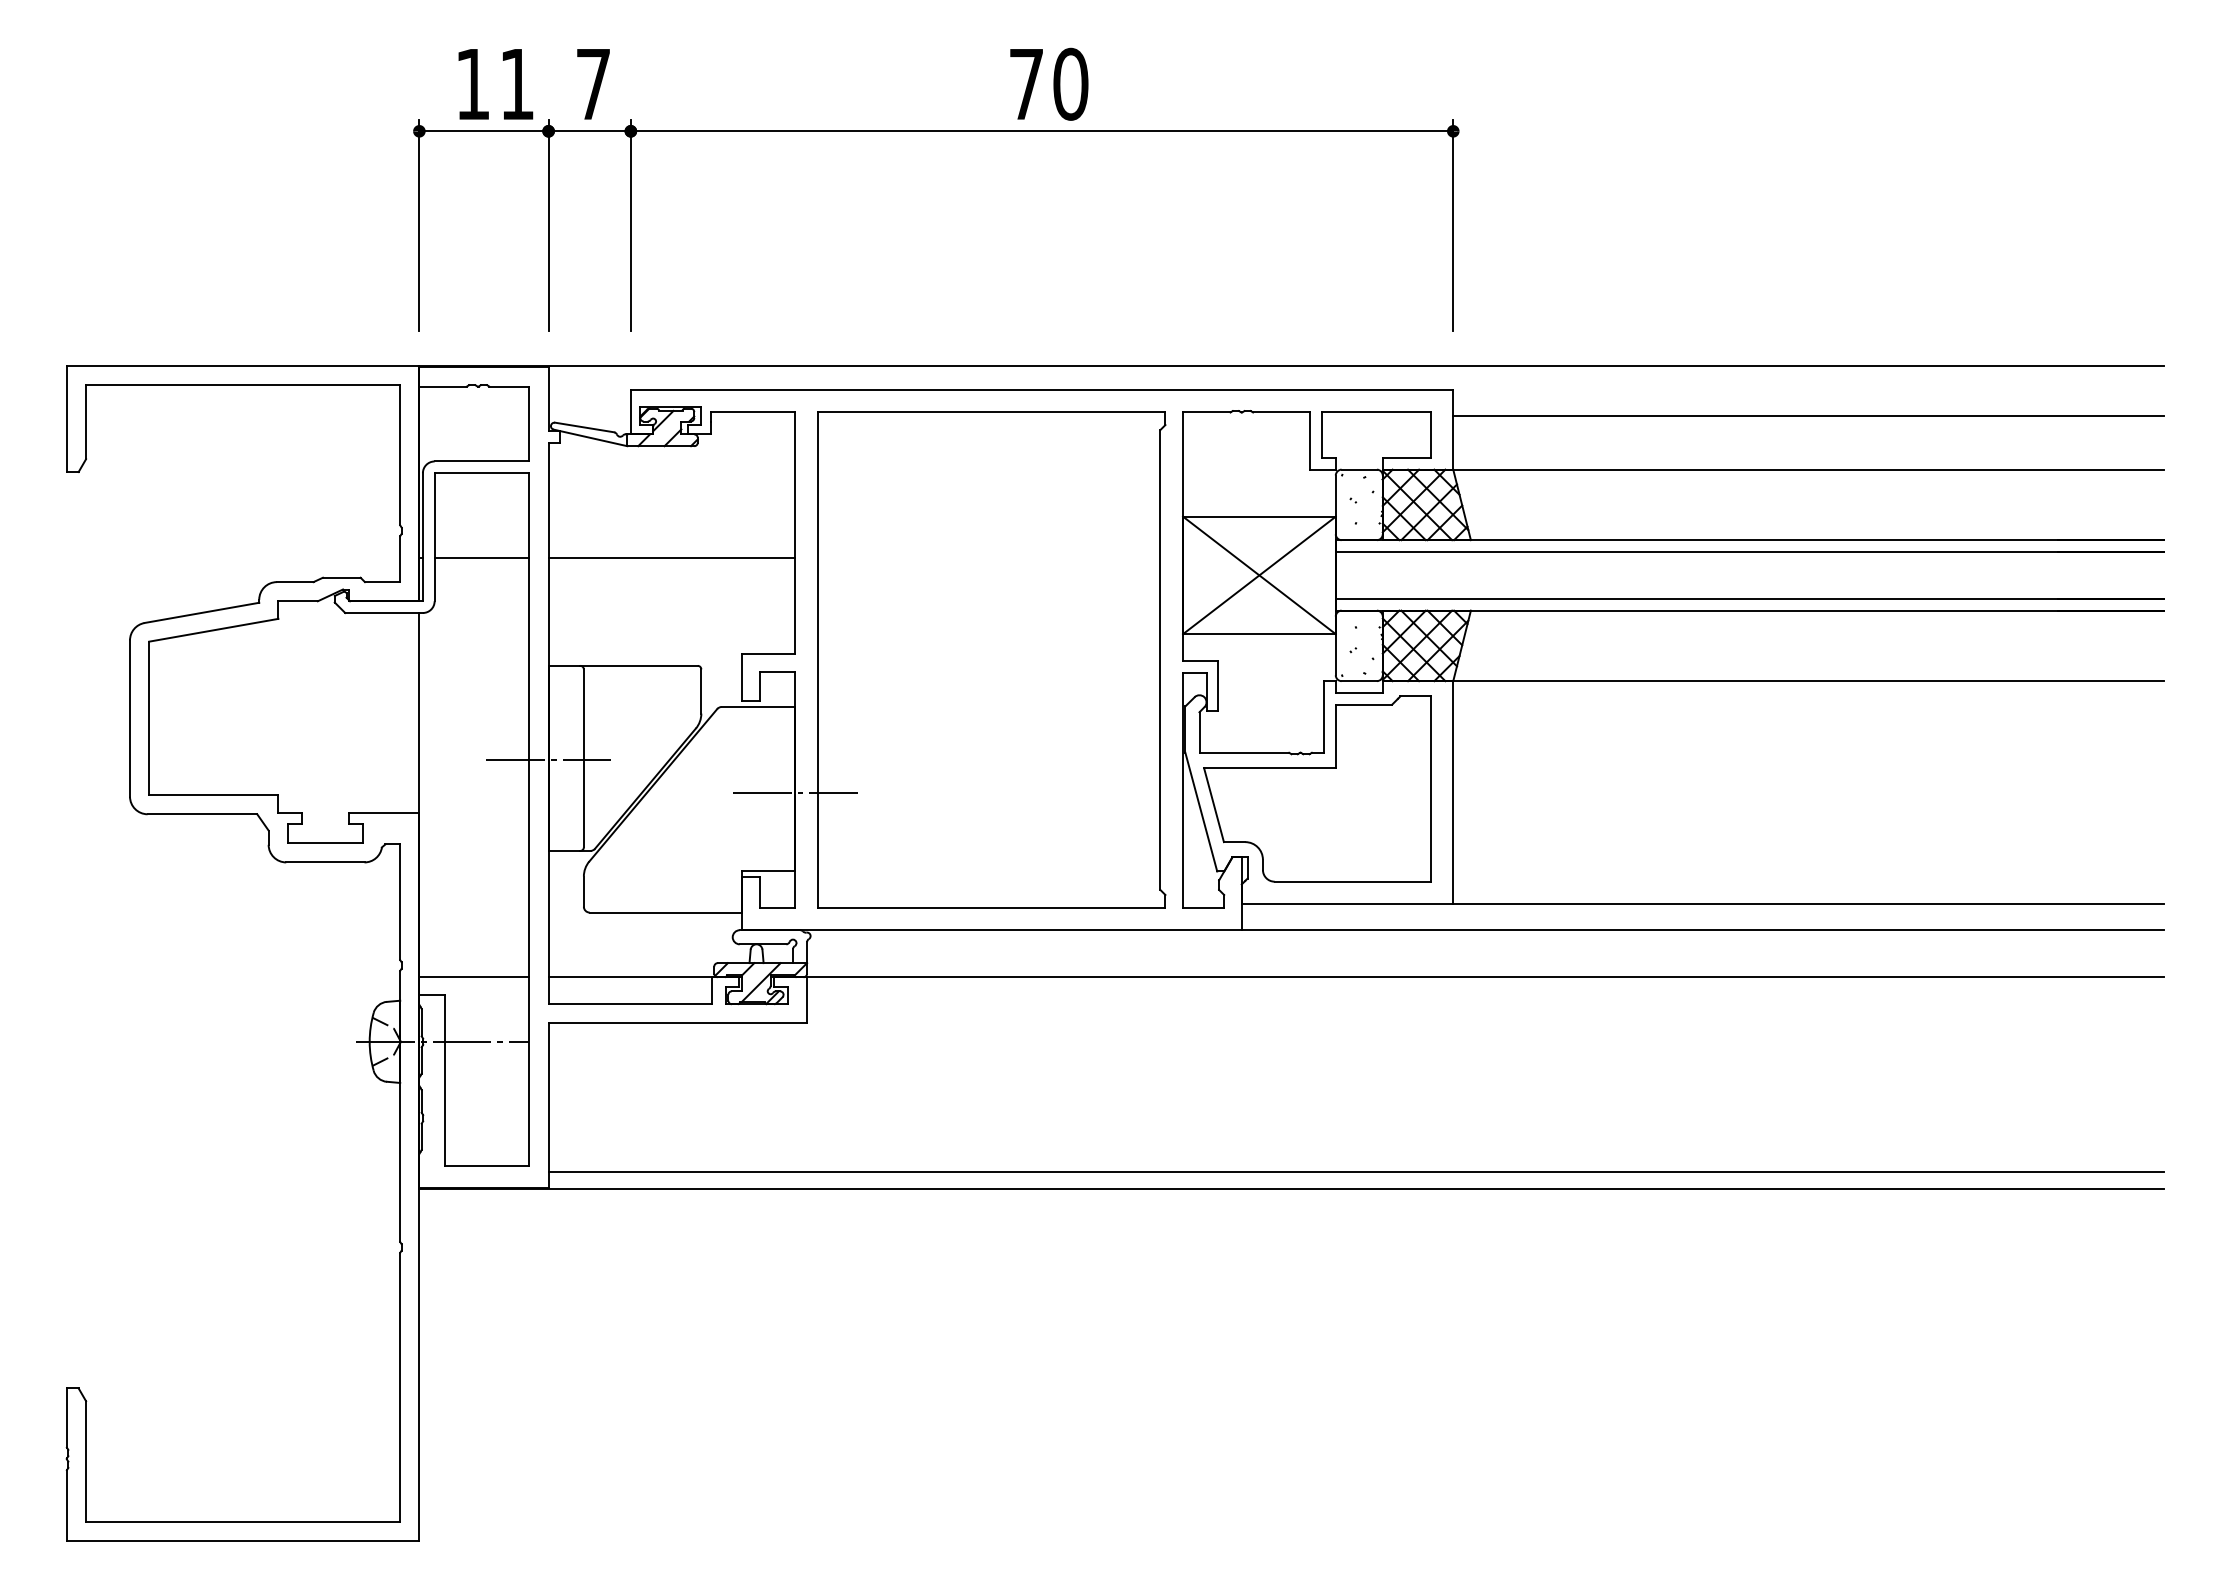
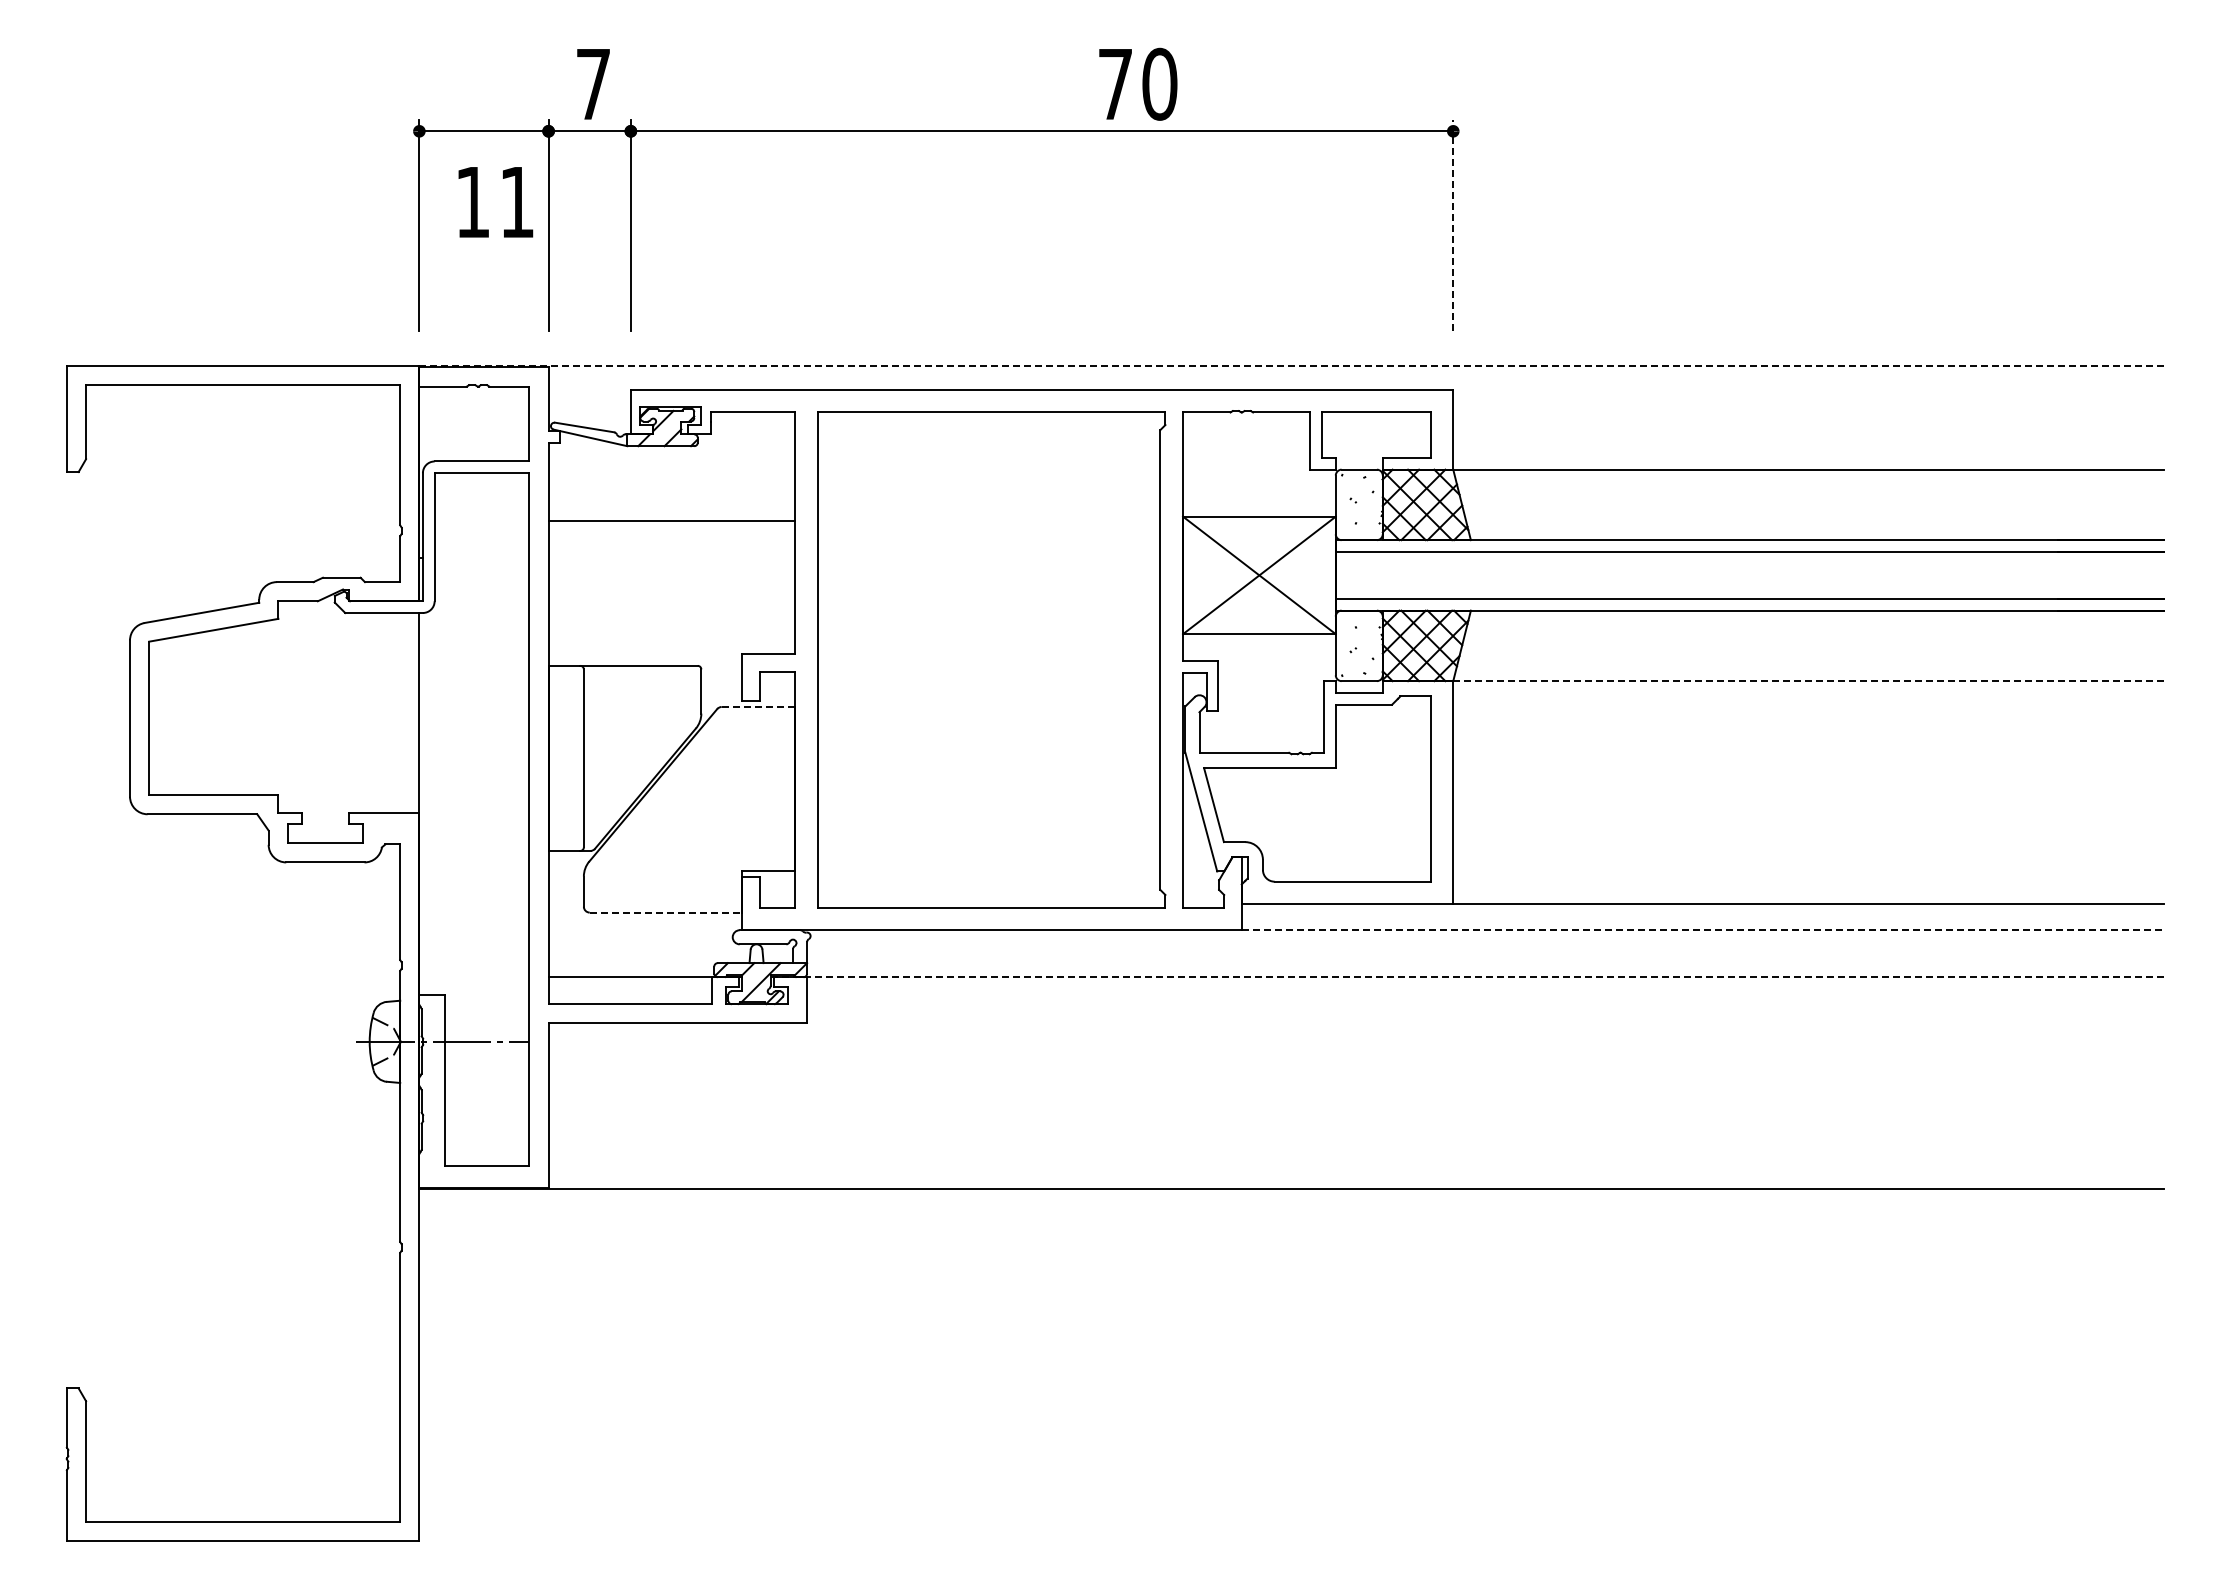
text position: (1049, 83) -> (1138, 83) (1138, 83)
text position: (495, 84) -> (495, 202) (495, 202)
line: solid -> dashed (1453, 225)
line: solid -> dashed (1292, 366)
line: present -> none (1808, 415)
line: present -> none (481, 557)
line position: (671, 557) -> (671, 520) (671, 520)
line: solid -> dashed (1809, 681)
line: solid -> dashed (758, 707)
line: present -> none (548, 759)
line: present -> none (794, 792)
line: solid -> dashed (666, 912)
line: solid -> dashed (1703, 930)
line: present -> none (474, 977)
line: solid -> dashed (1467, 977)
line: present -> none (1356, 1172)
